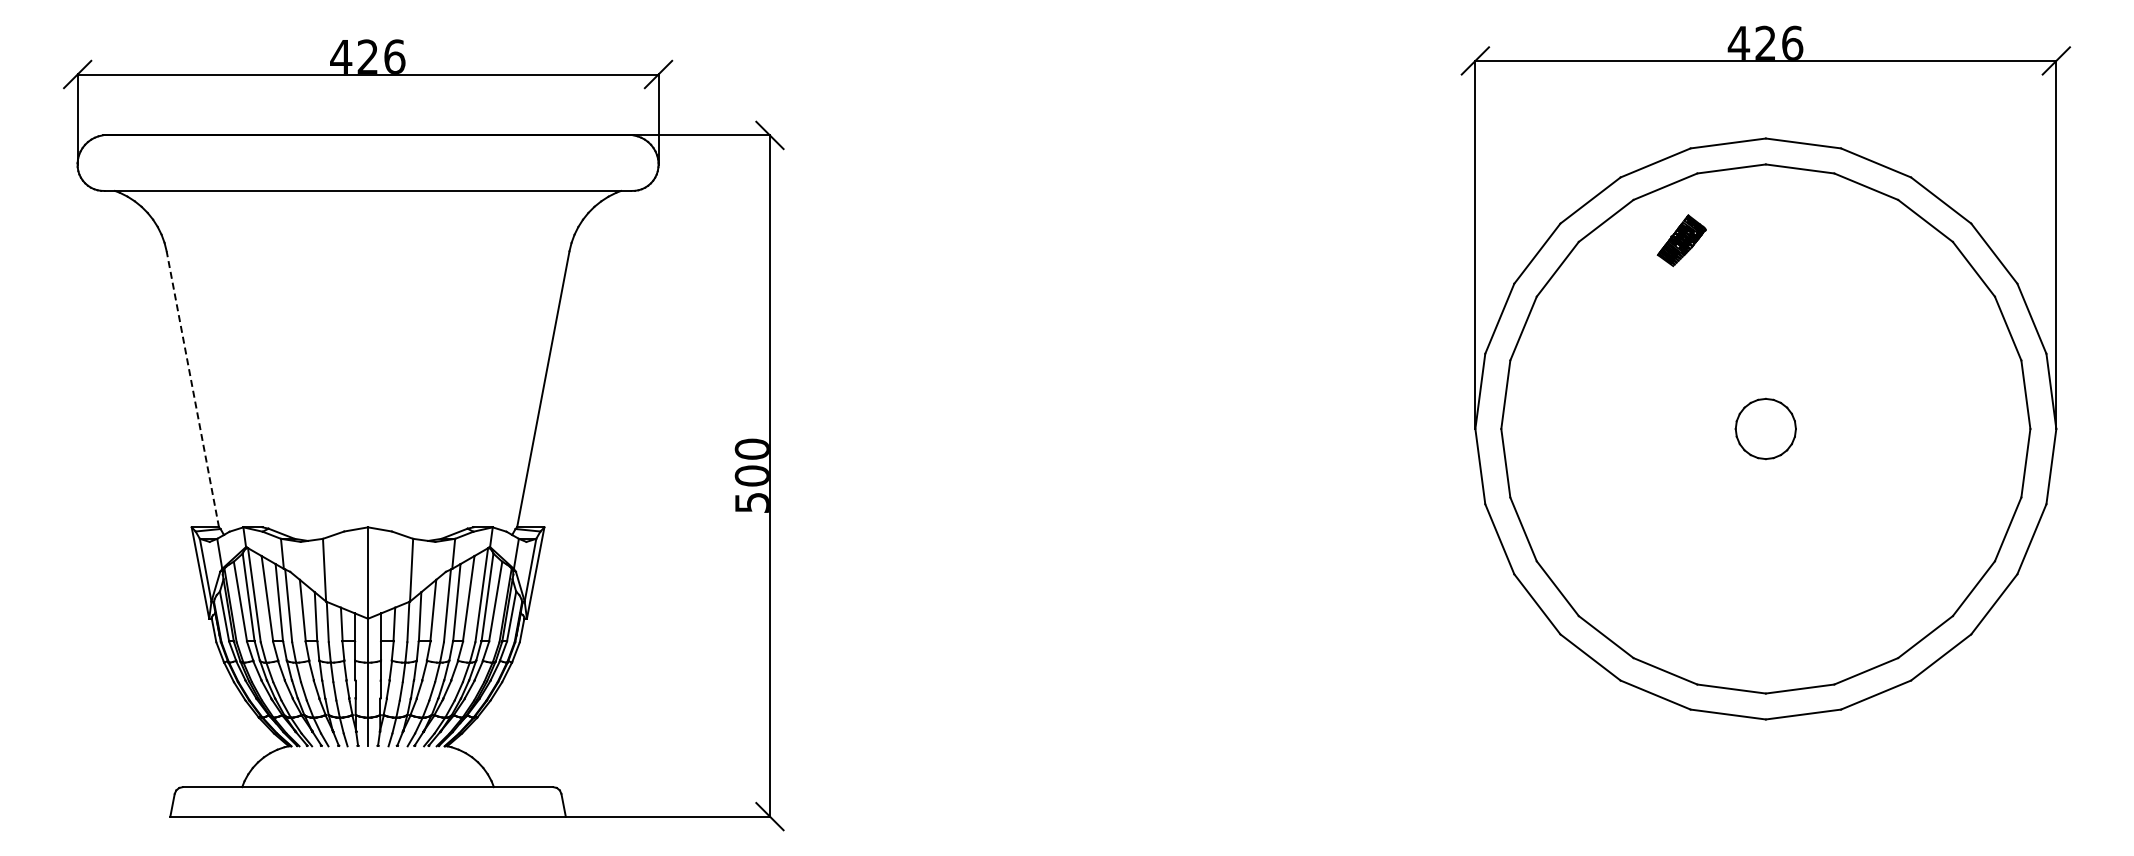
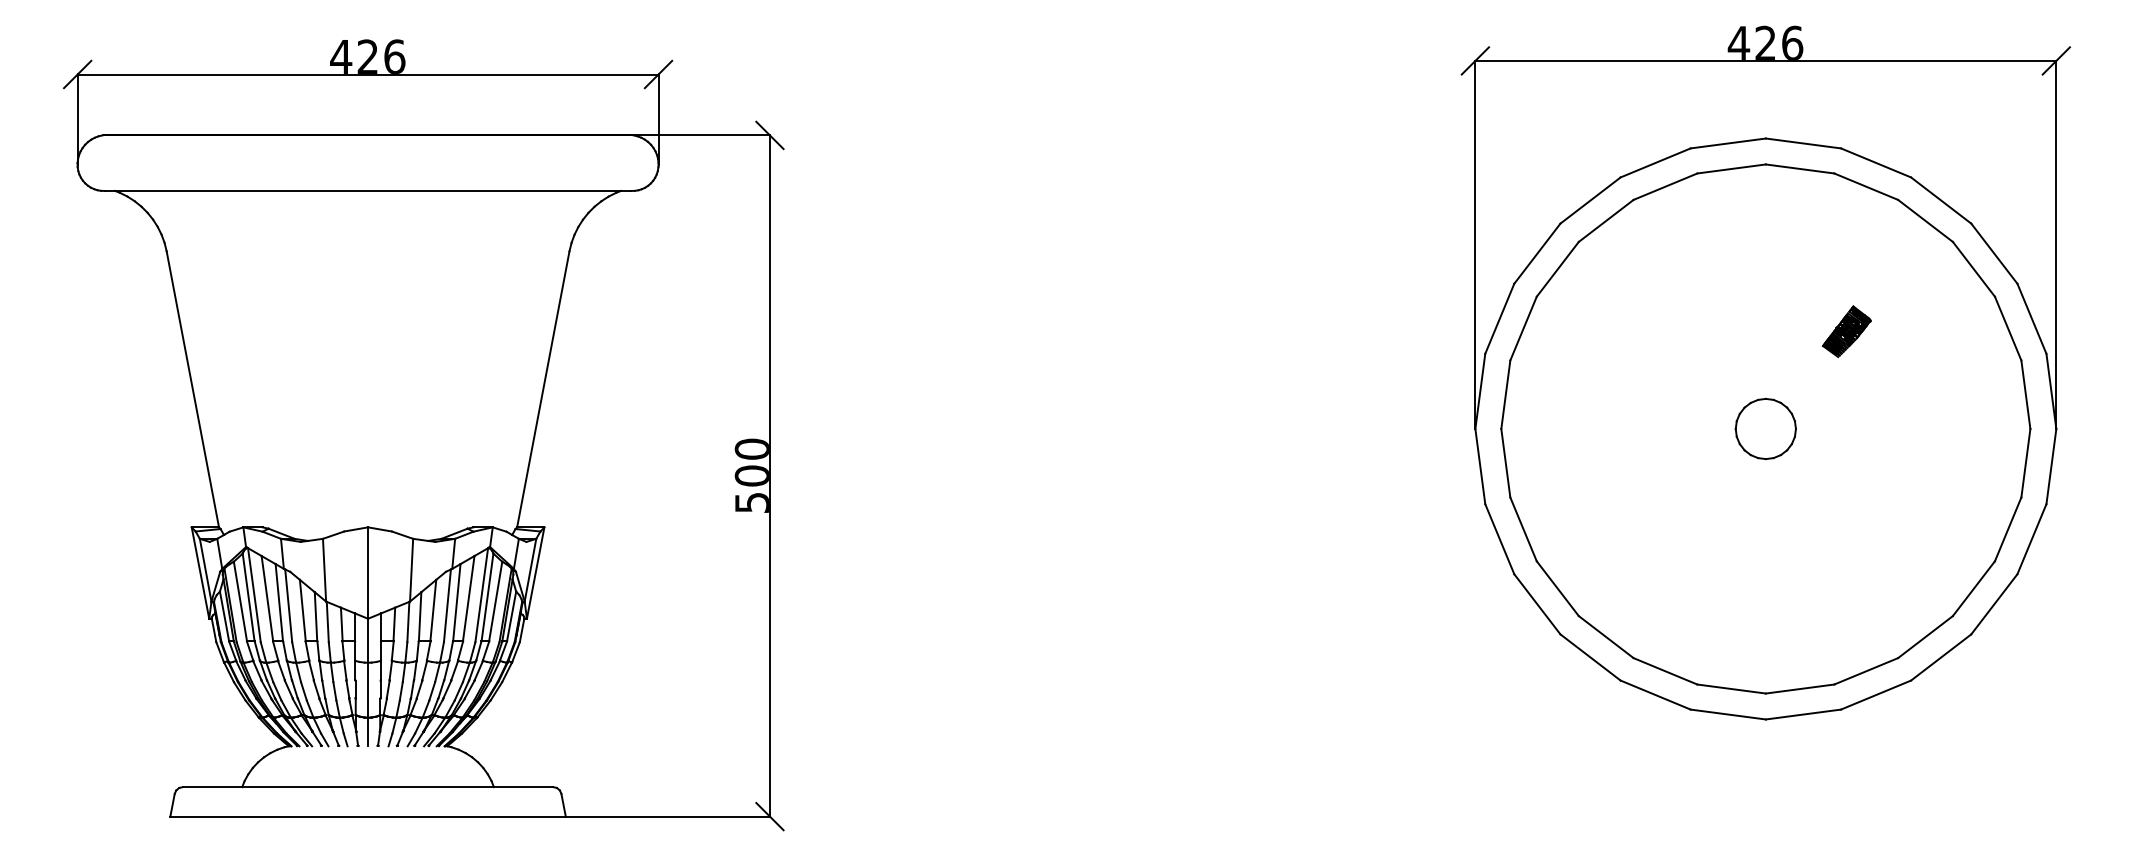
part position: (1681, 240) -> (1846, 331) (1846, 331)
line: dashed -> solid (192, 388)
